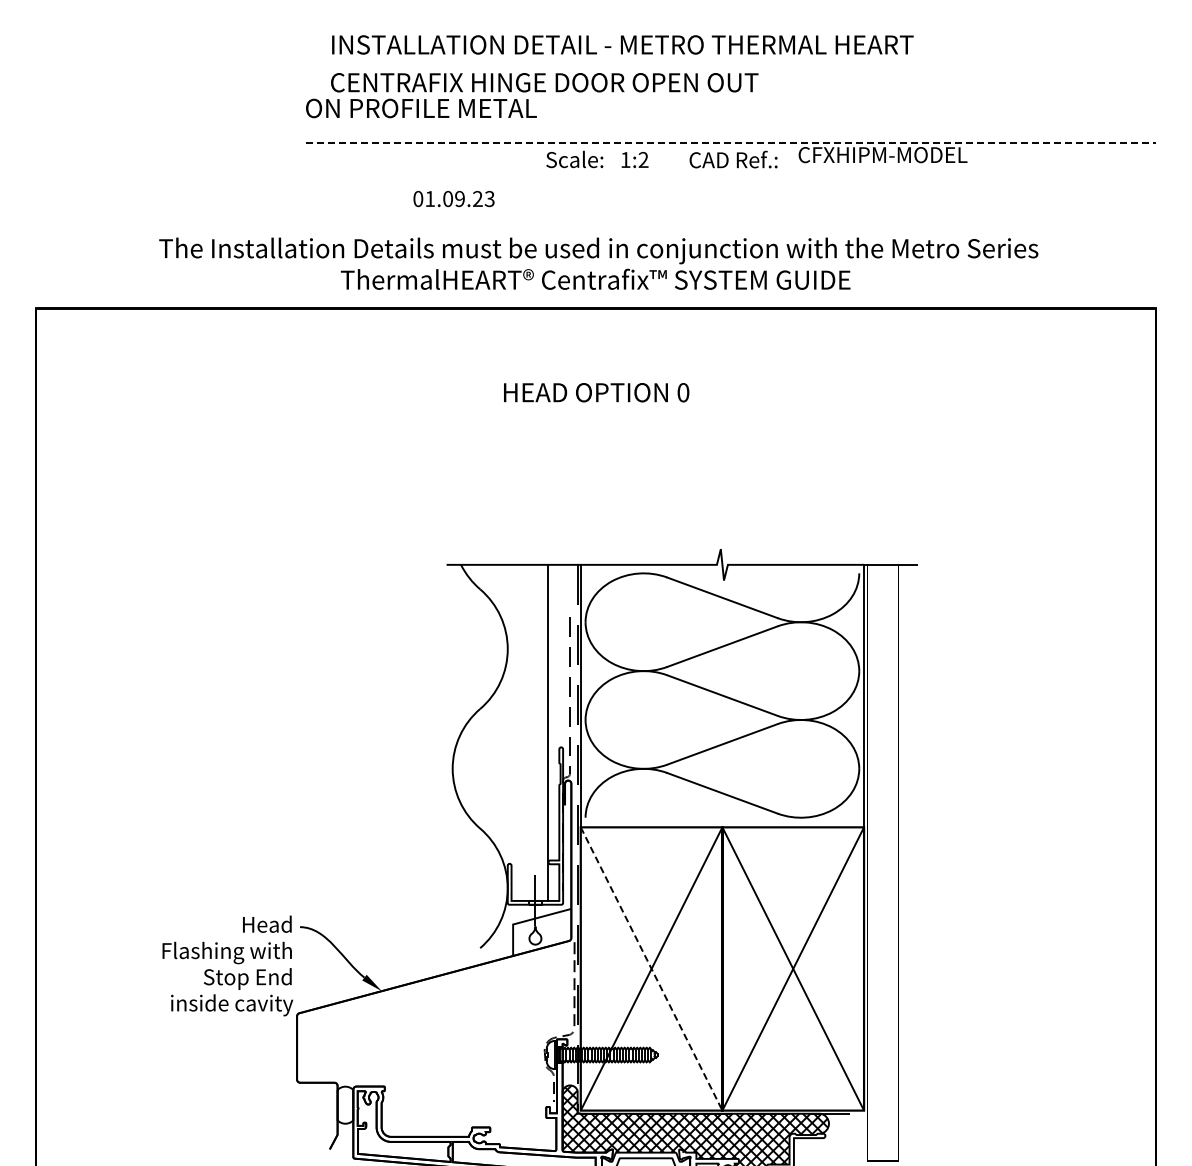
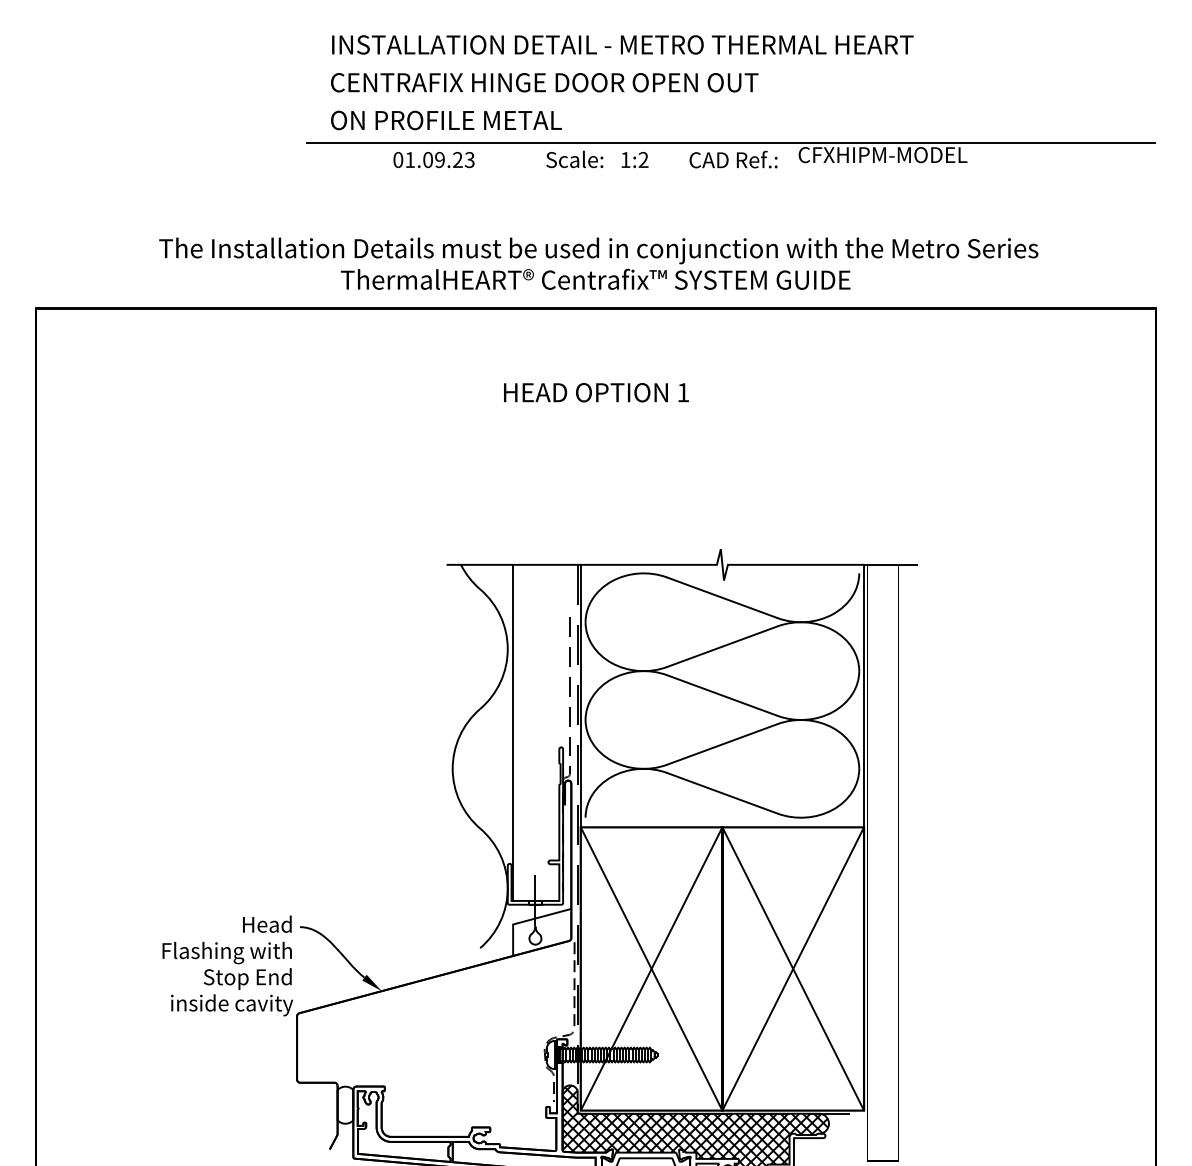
text position: (421, 108) -> (446, 120) (446, 120)
line: dashed -> solid (731, 142)
text position: (453, 199) -> (433, 160) (433, 160)
text: 0 -> 1 (683, 392)
line position: (548, 732) -> (513, 732) (513, 732)
line: dashed -> solid (651, 969)
